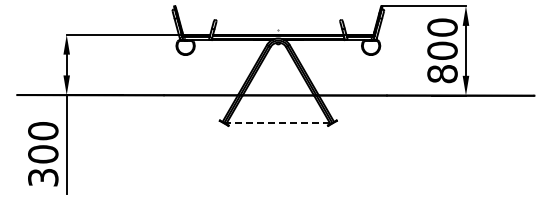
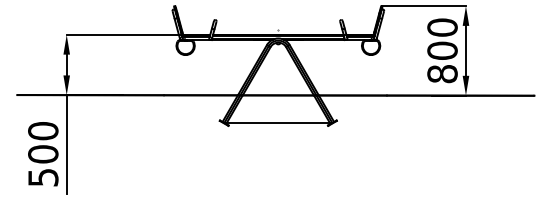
line: dashed -> solid (278, 123)
text: 300 -> 500 (42, 177)
